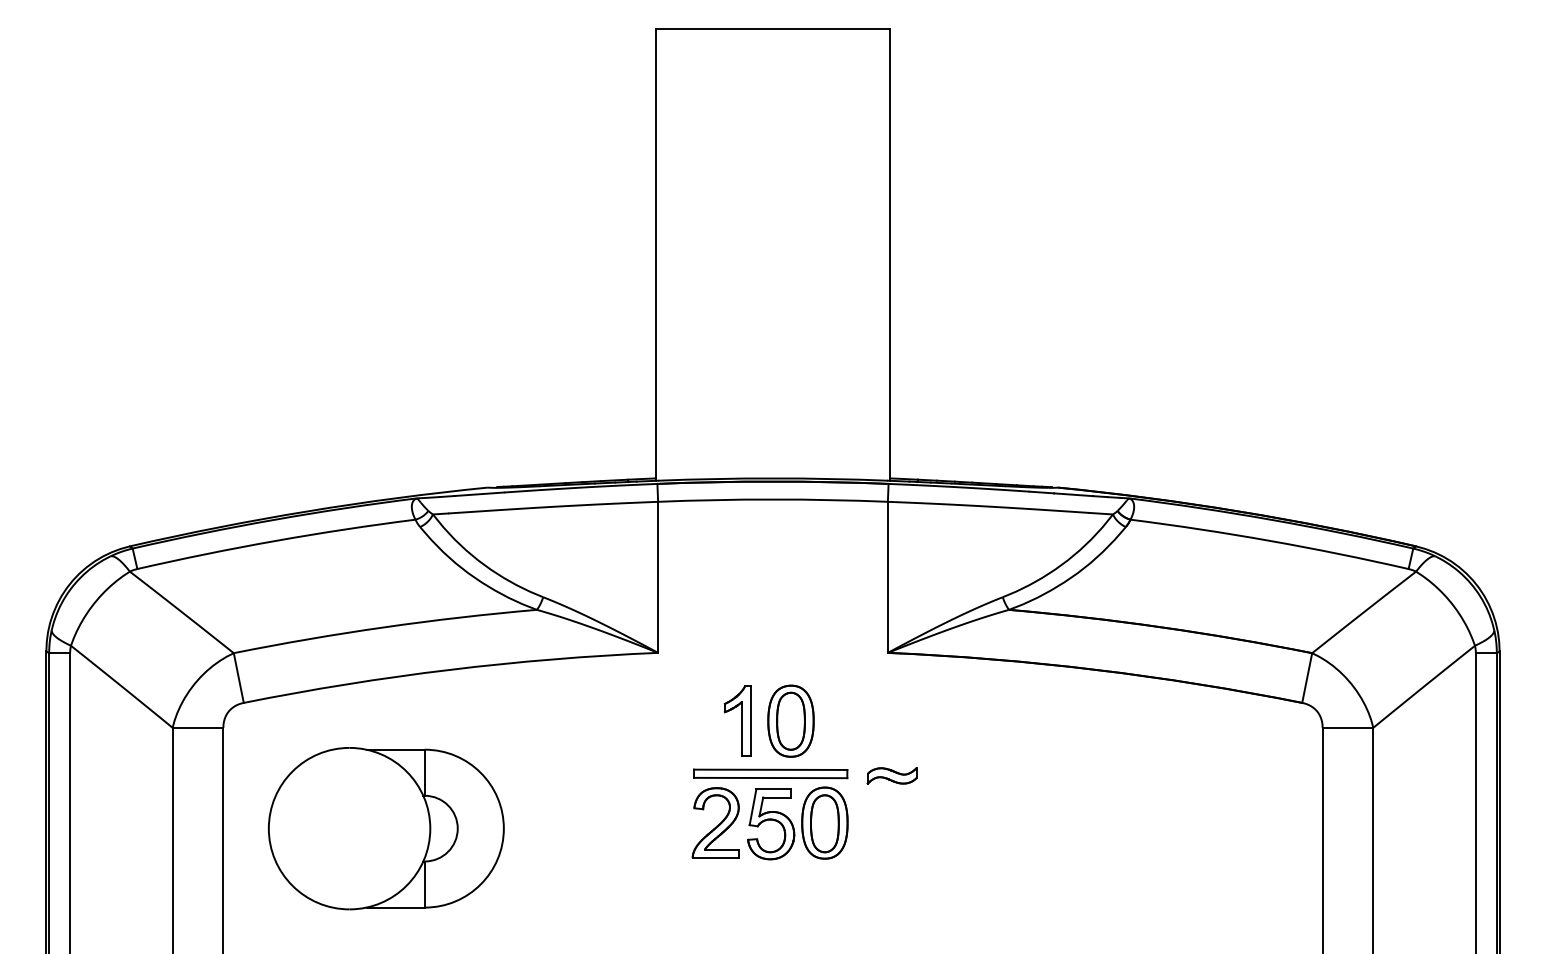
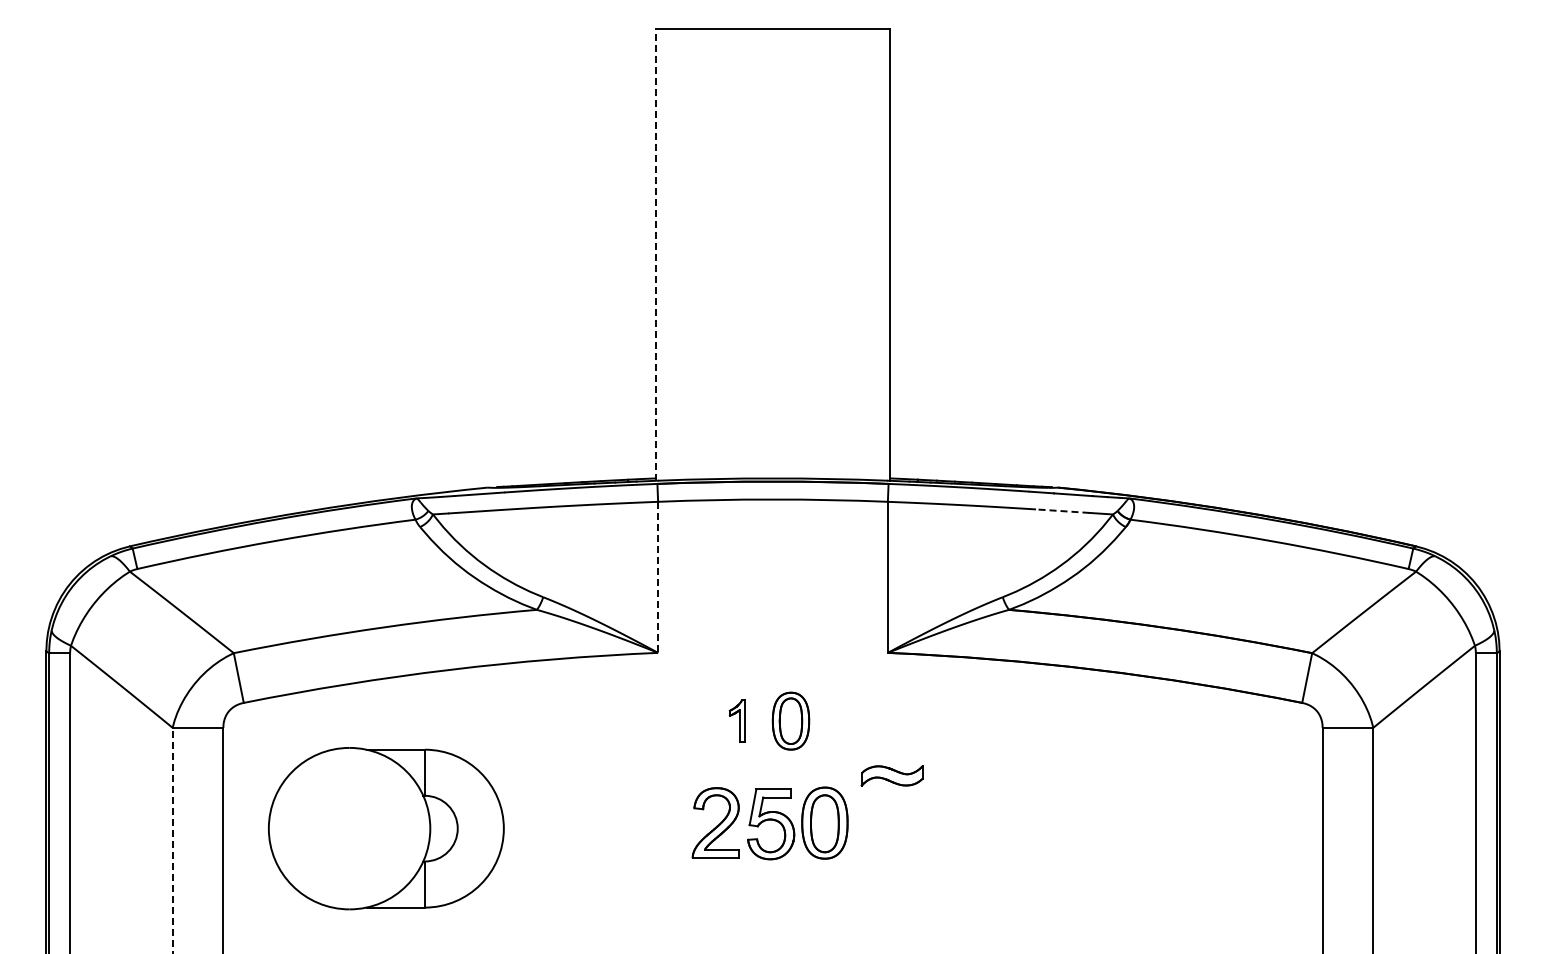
line: solid -> dashed (656, 254)
line: solid -> dashed (1063, 511)
line: solid -> dashed (658, 577)
part size: 29x72 px -> 18x44 px (736, 720)
part size: 48x74 px -> 40x60 px (790, 720)
part: present -> none (770, 773)
part size: 52x18 px -> 64x22 px (891, 775)
line: solid -> dashed (172, 840)
